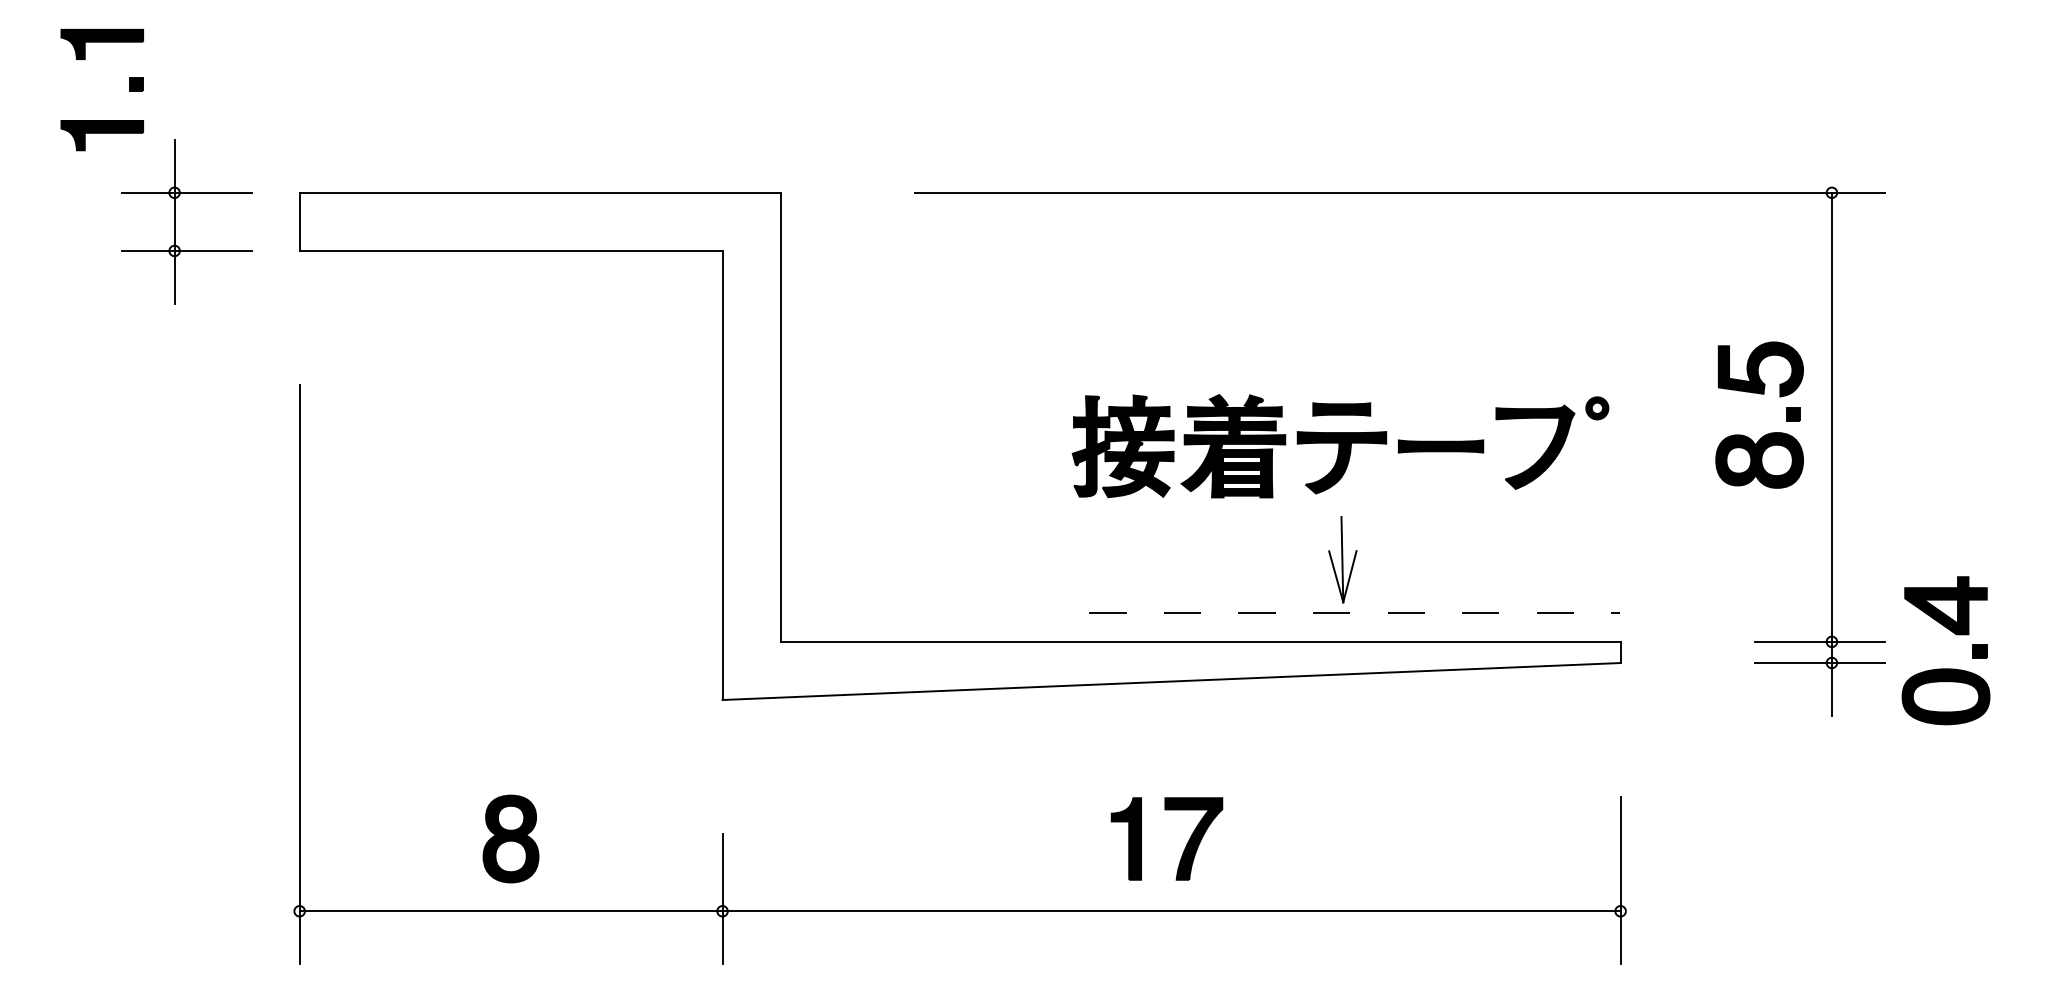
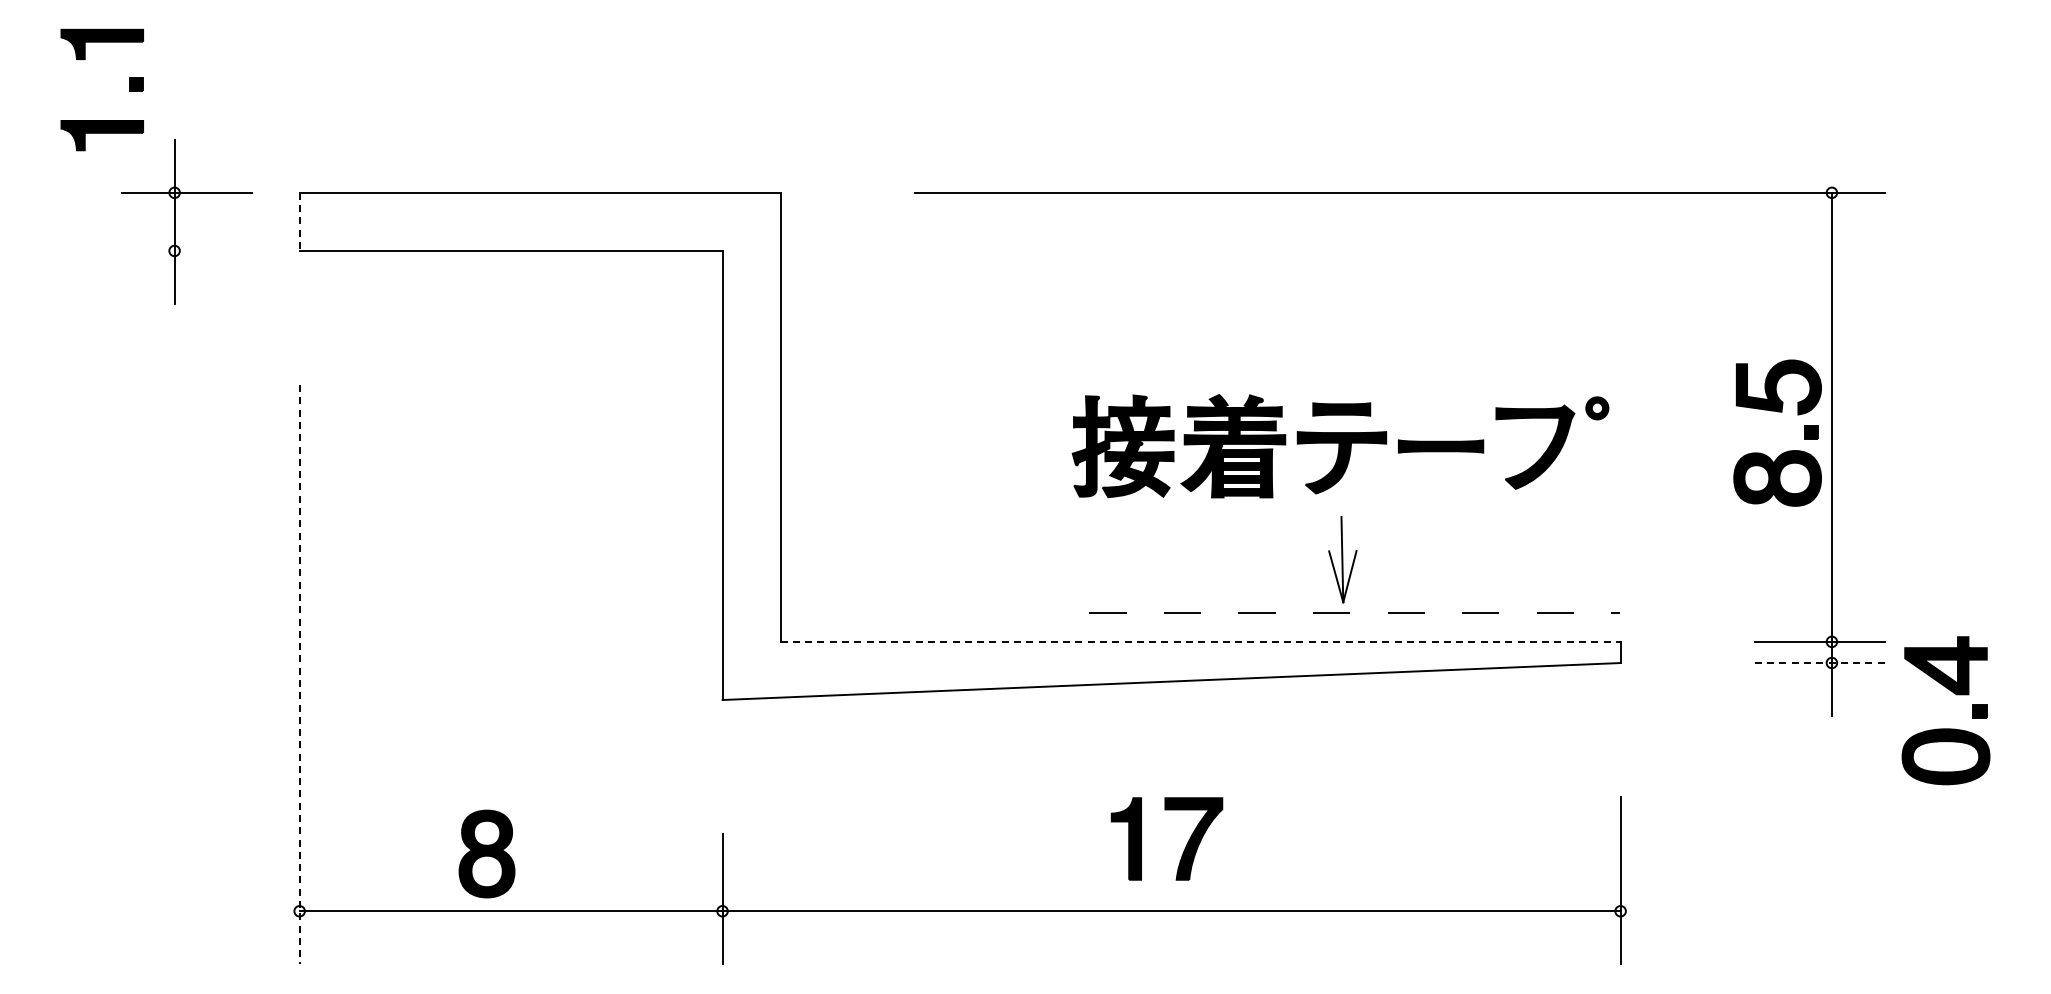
line: solid -> dashed (299, 222)
line: present -> none (186, 250)
part position: (1759, 394) -> (1777, 412) (1777, 412)
line: solid -> dashed (1201, 641)
line: solid -> dashed (1819, 663)
part position: (1945, 668) -> (1945, 728) (1945, 728)
line: solid -> dashed (299, 675)
part position: (510, 838) -> (486, 853) (486, 853)
